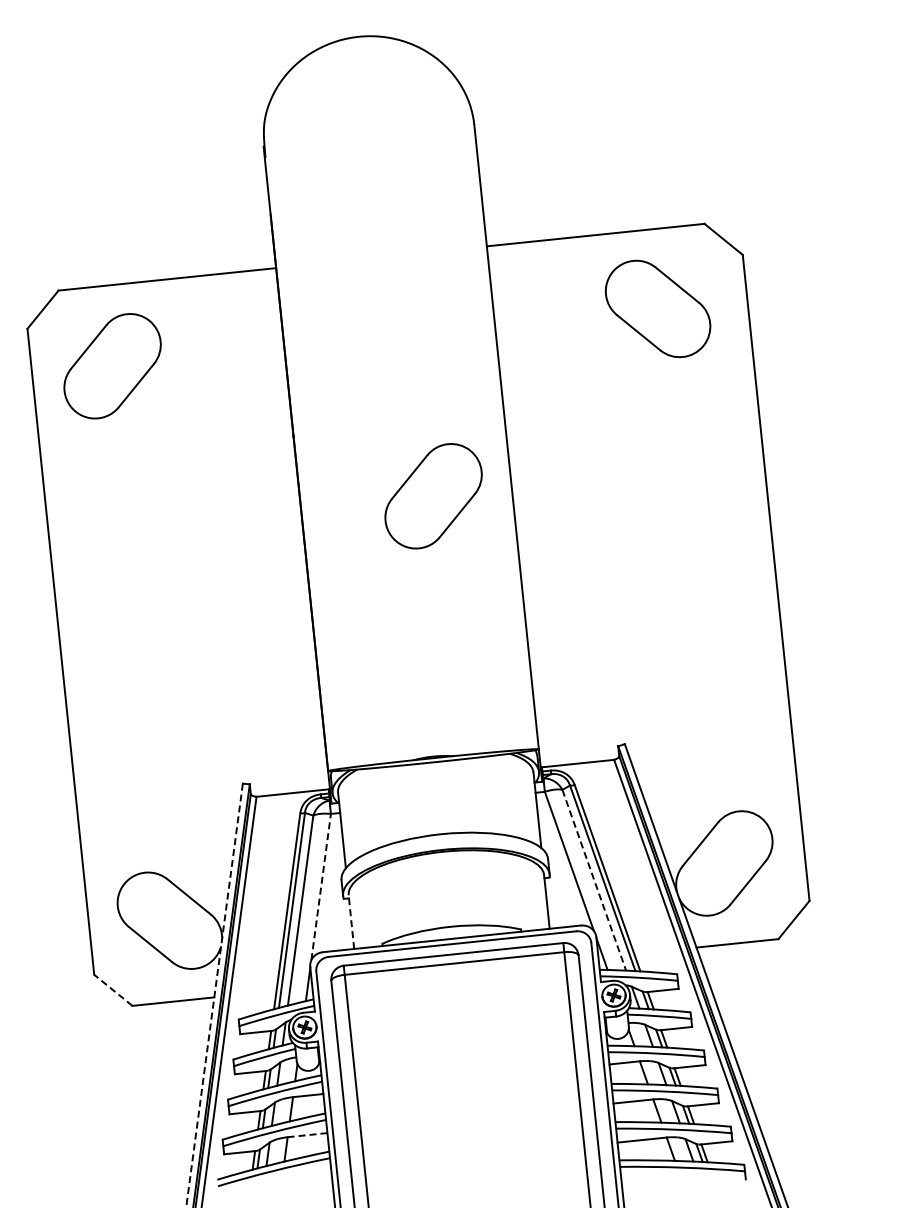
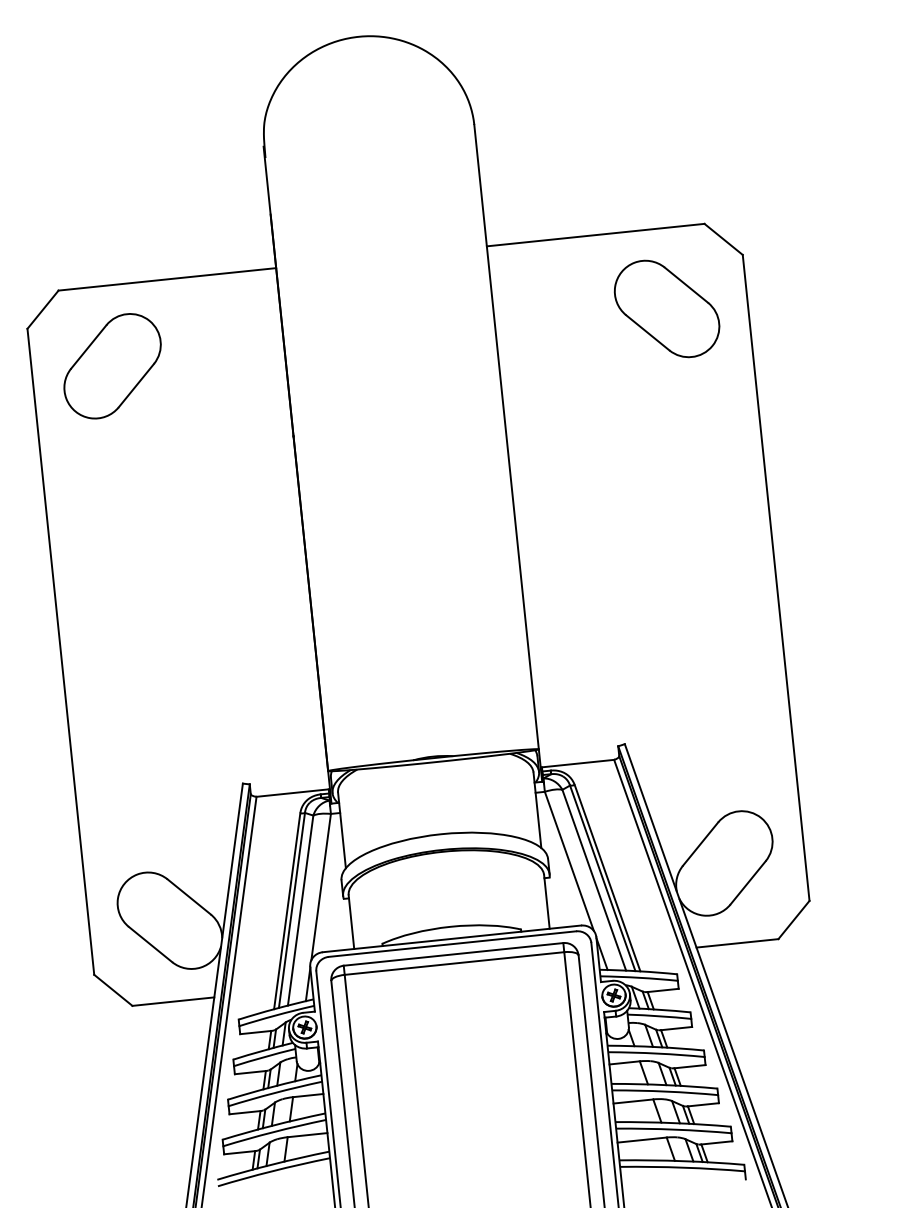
part position: (657, 308) -> (666, 308) (666, 308)
part: present -> none (433, 496)
line: dashed -> solid (594, 880)
line: dashed -> solid (321, 887)
line: dashed -> solid (351, 922)
line: dashed -> solid (113, 990)
line: dashed -> solid (214, 995)
line: dashed -> solid (307, 1135)
